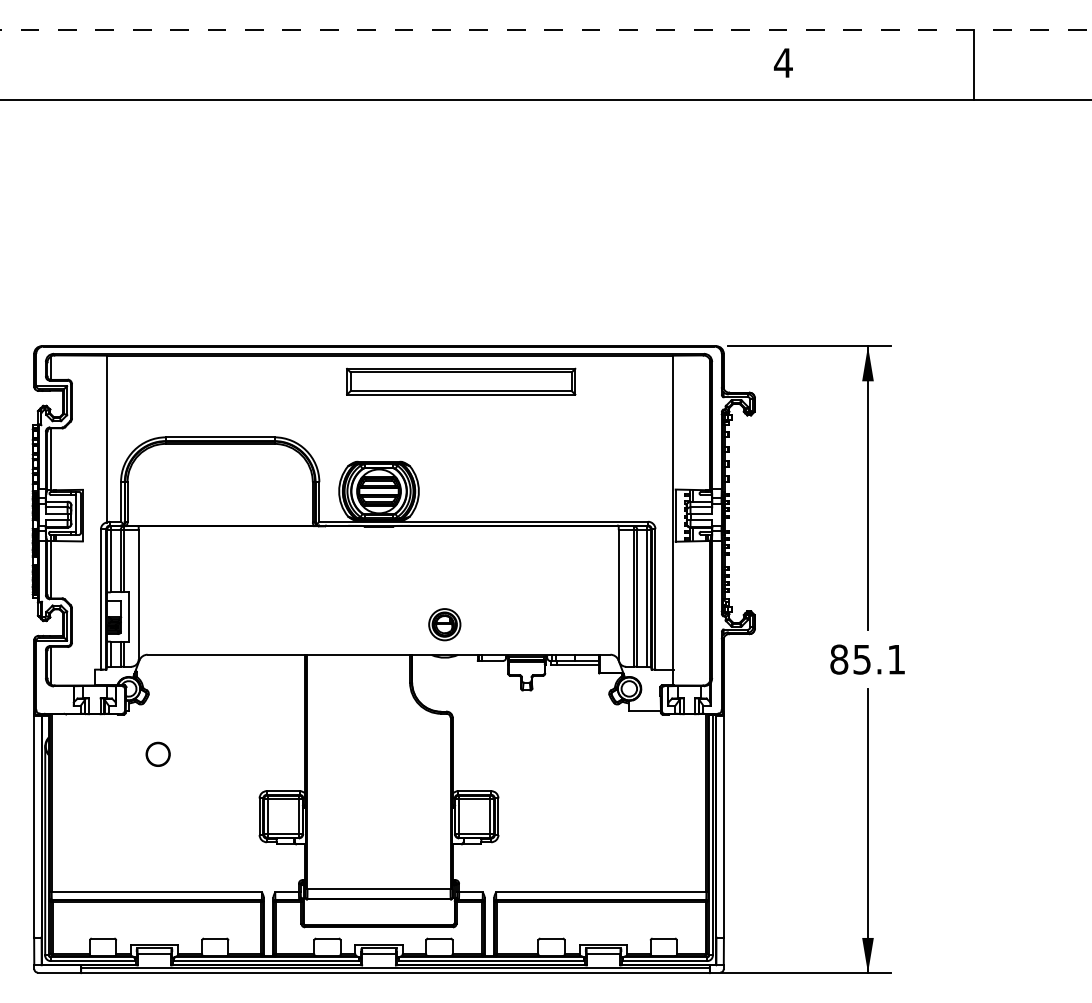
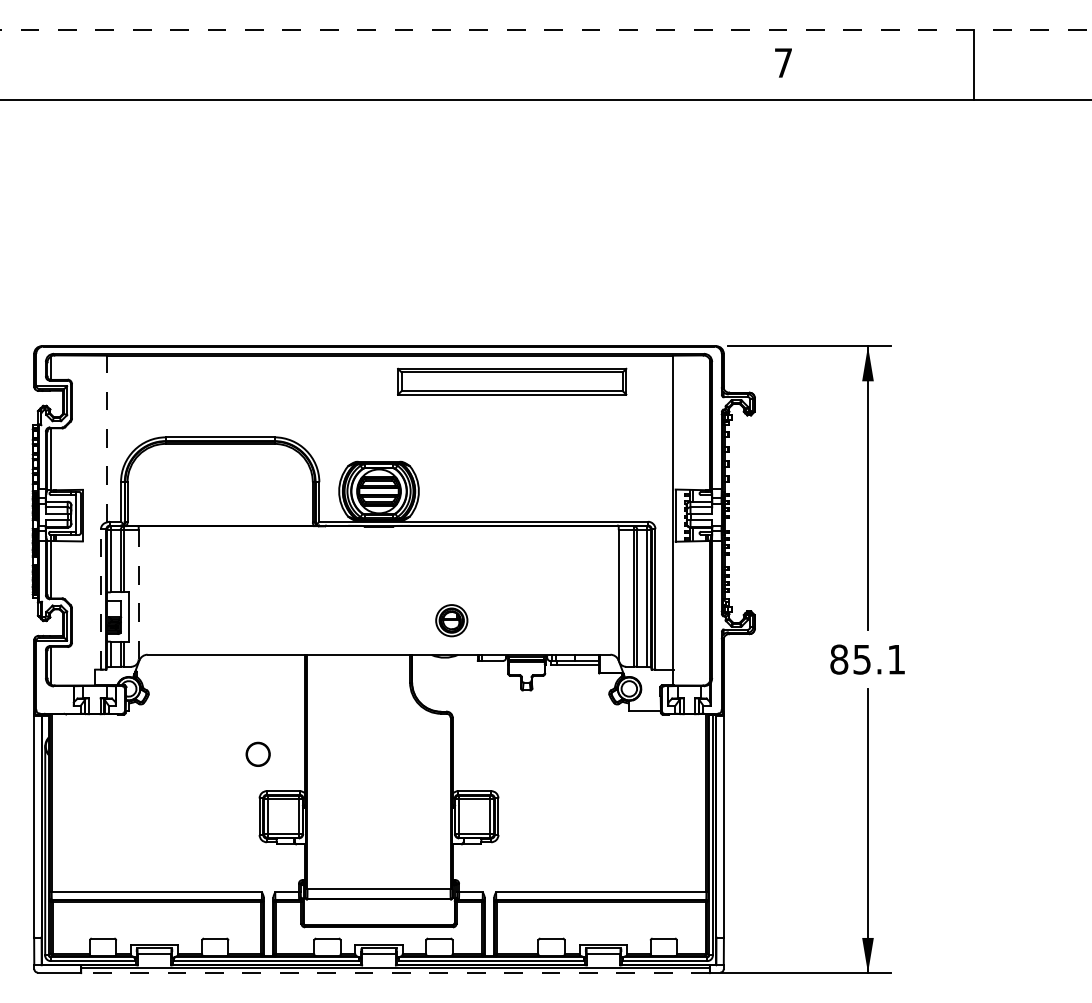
text: 4 -> 7 (782, 62)
part position: (461, 381) -> (512, 381) (512, 381)
line: solid -> dashed (106, 438)
line: solid -> dashed (138, 594)
line: solid -> dashed (100, 598)
part position: (444, 624) -> (451, 620) (451, 620)
circle position: (157, 753) -> (257, 753) (257, 753)
line: solid -> dashed (395, 973)
